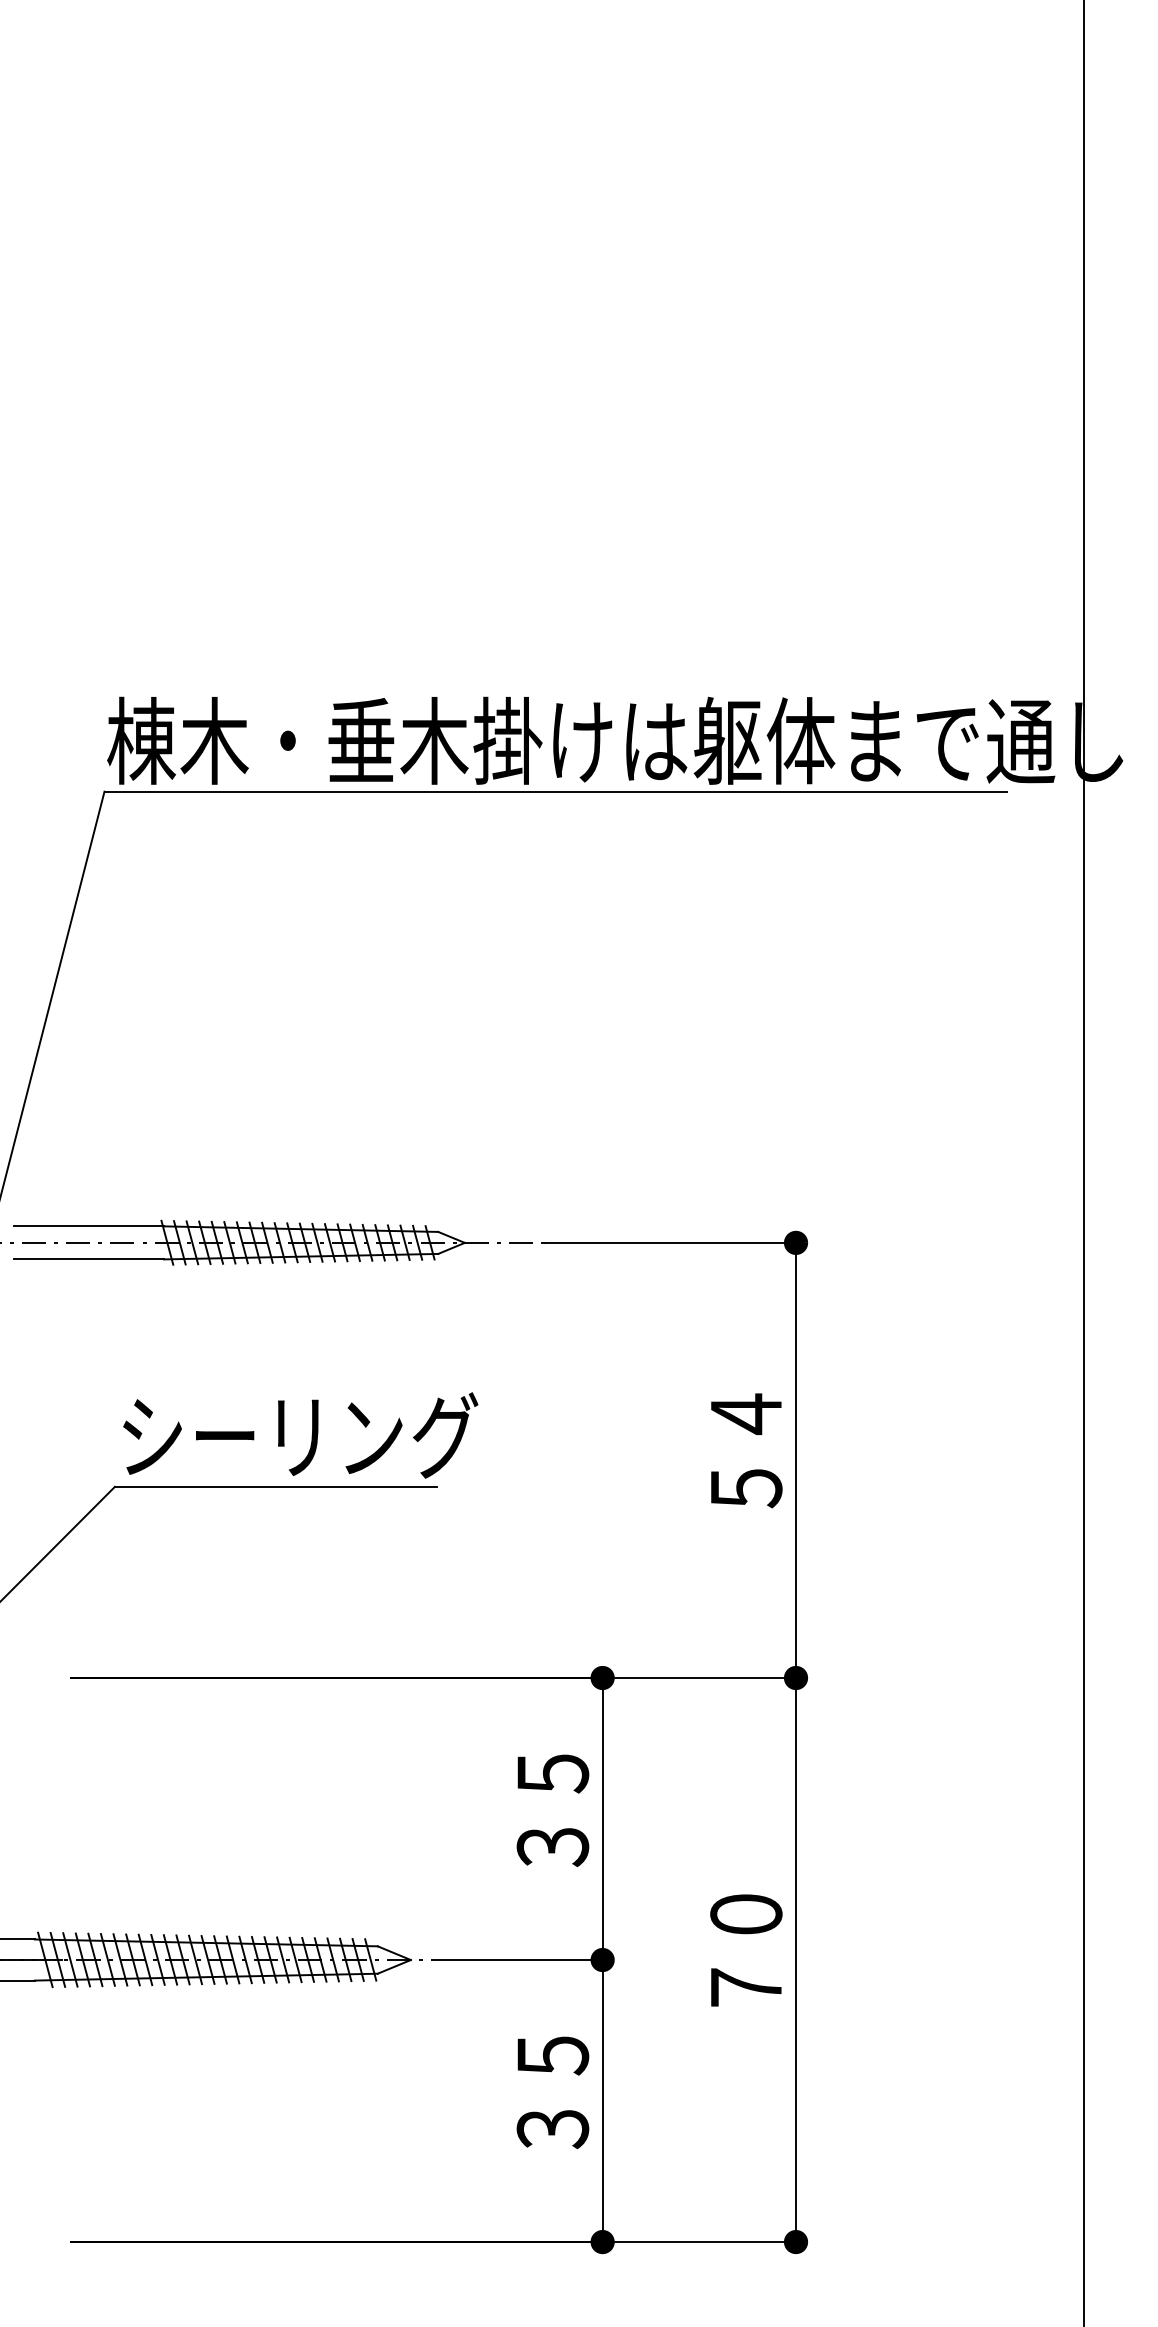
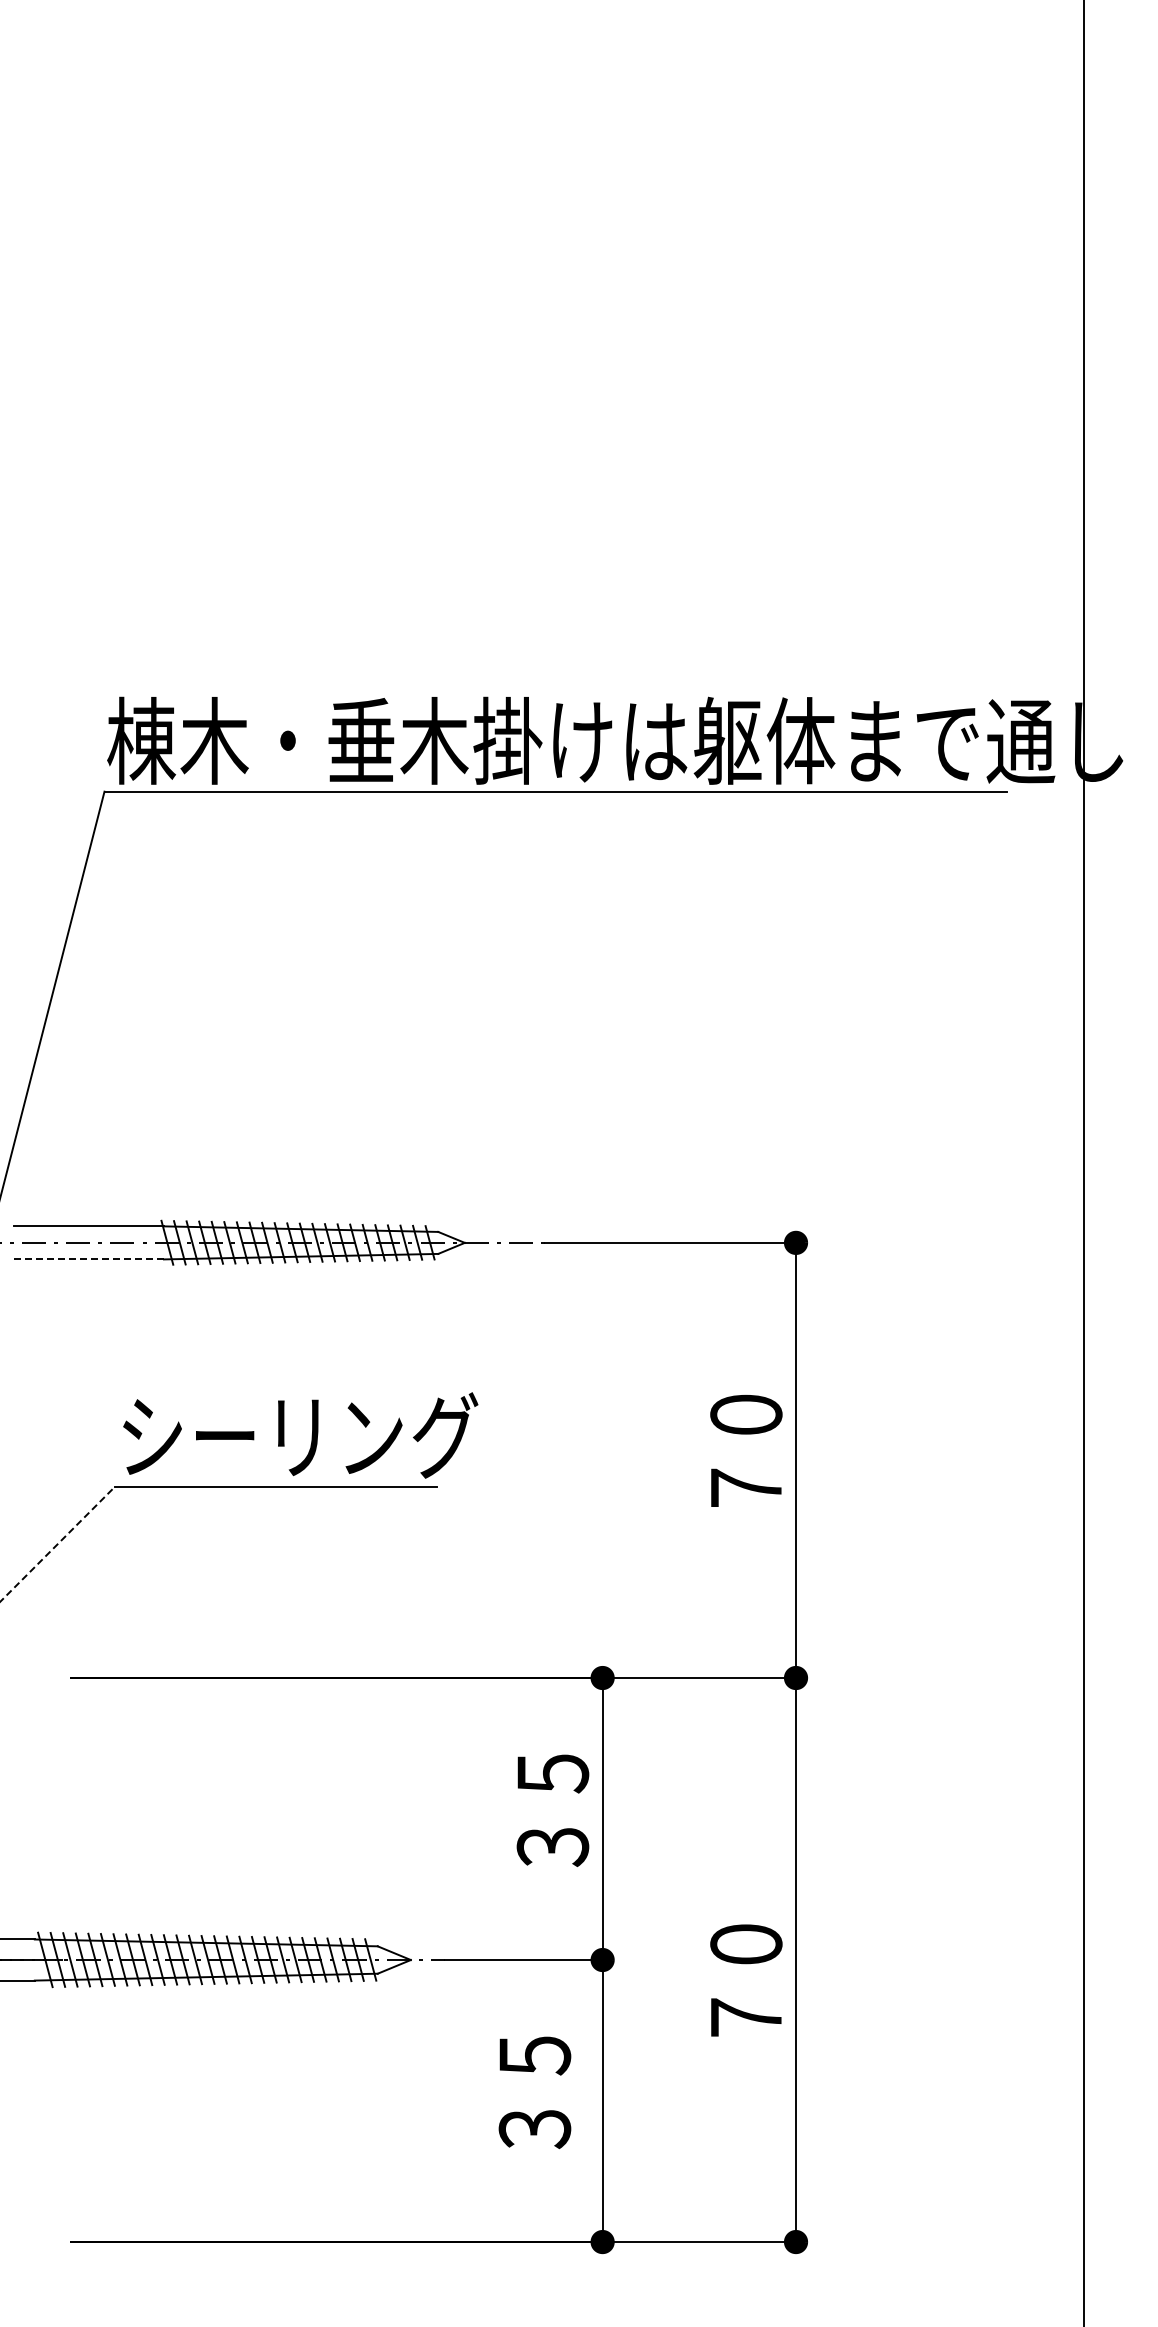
line: solid -> dashed (89, 1259)
text: ５４ -> ７０ (746, 1450)
line: solid -> dashed (57, 1544)
text position: (746, 1950) -> (746, 1980) (746, 1980)
text position: (552, 2092) -> (534, 2092) (534, 2092)
